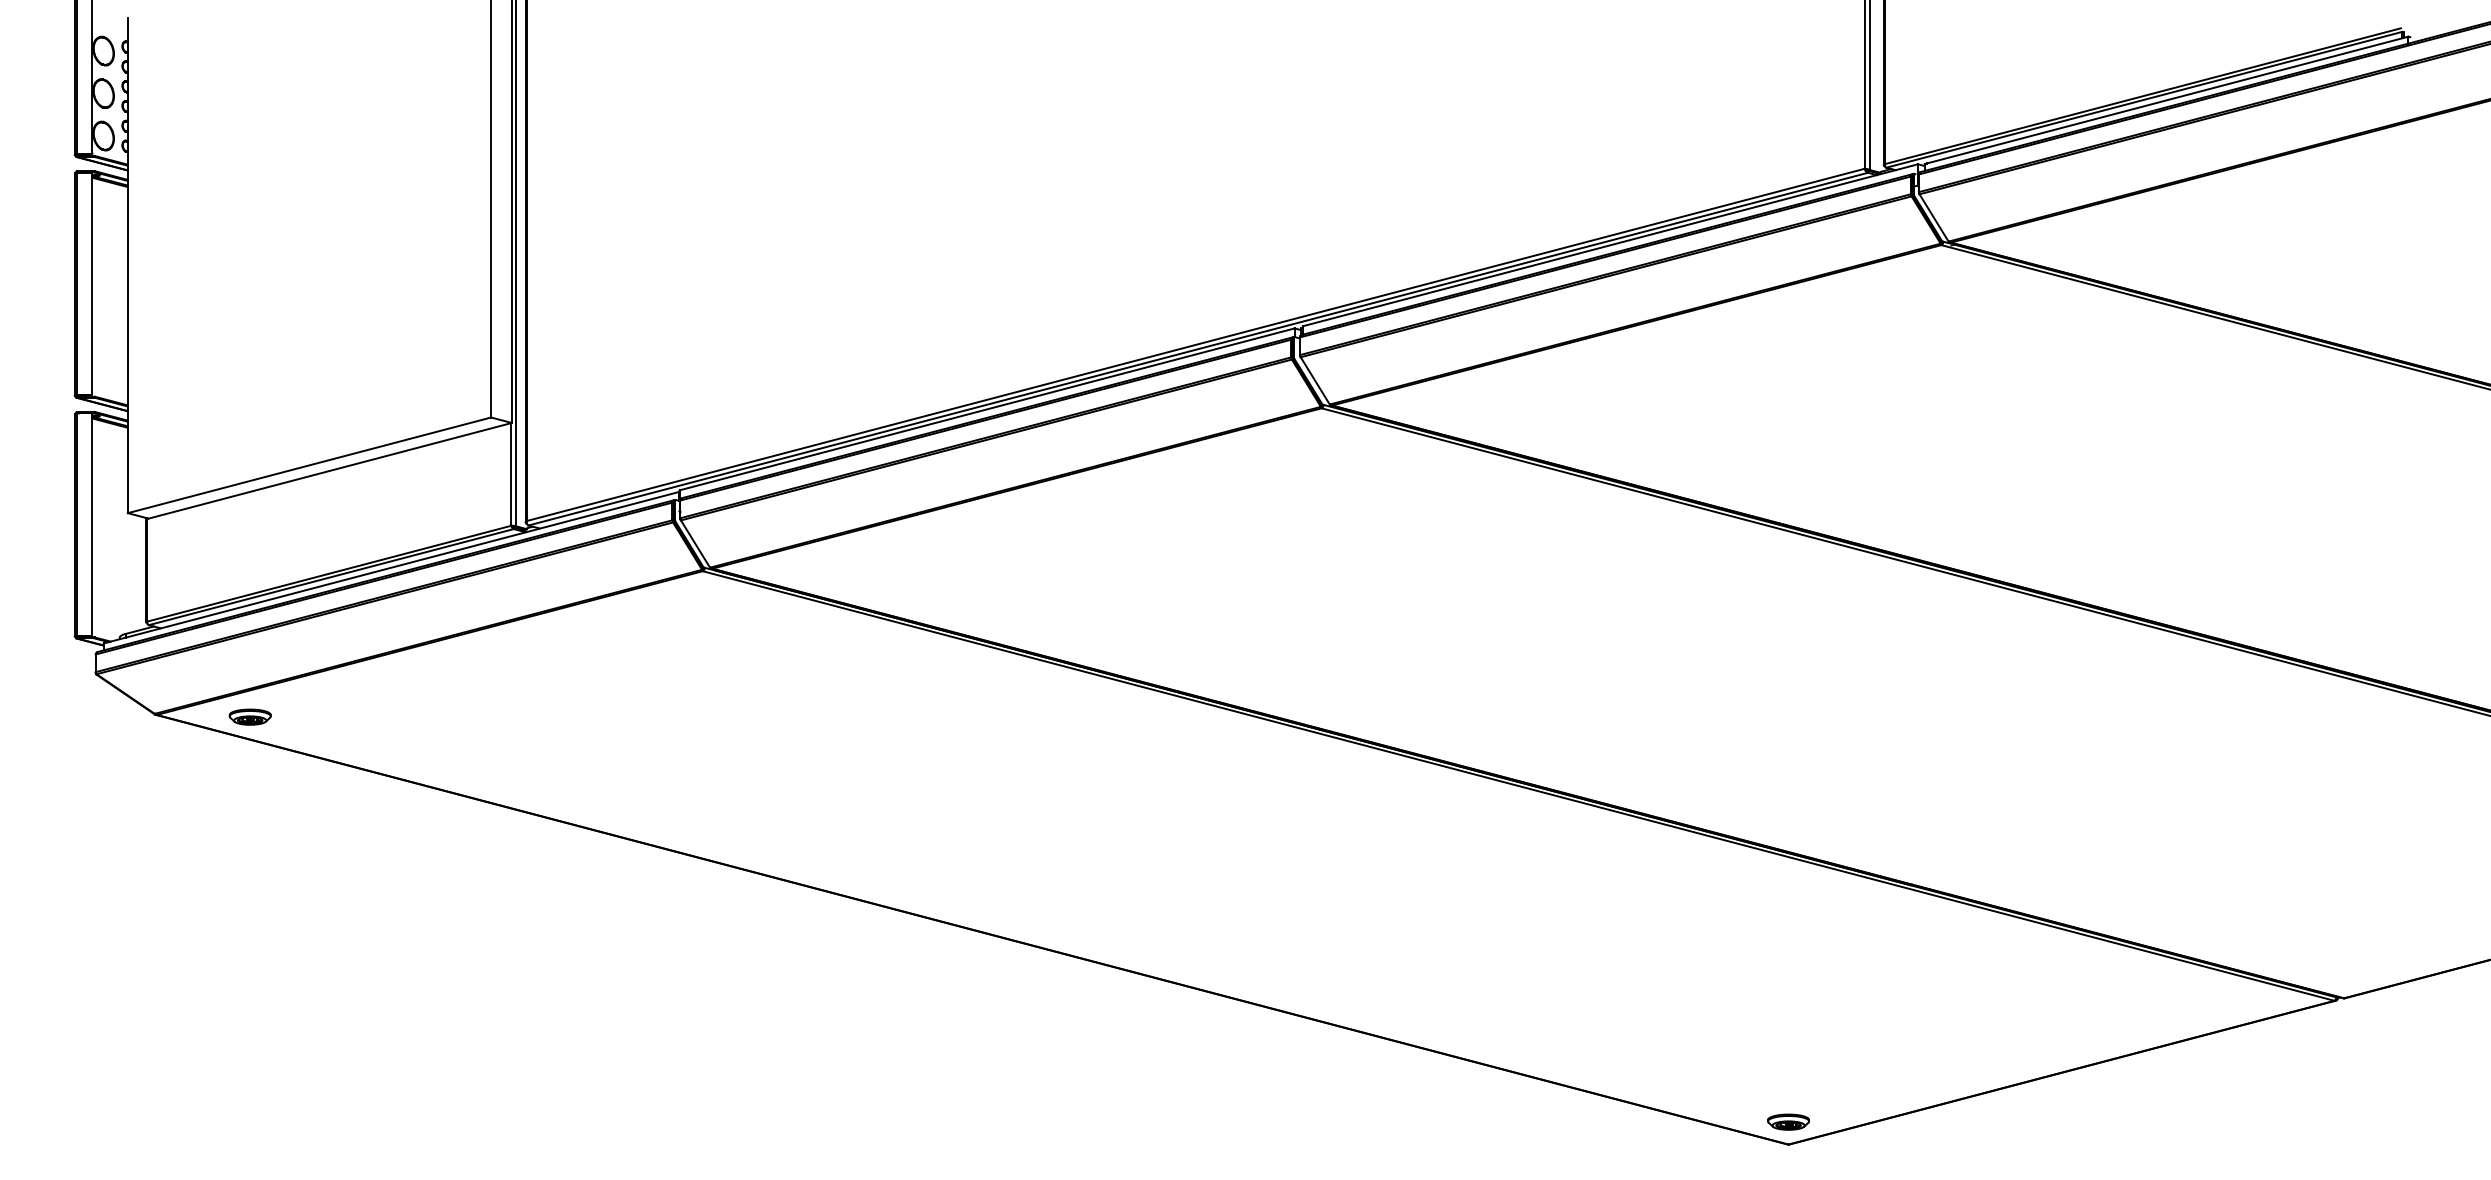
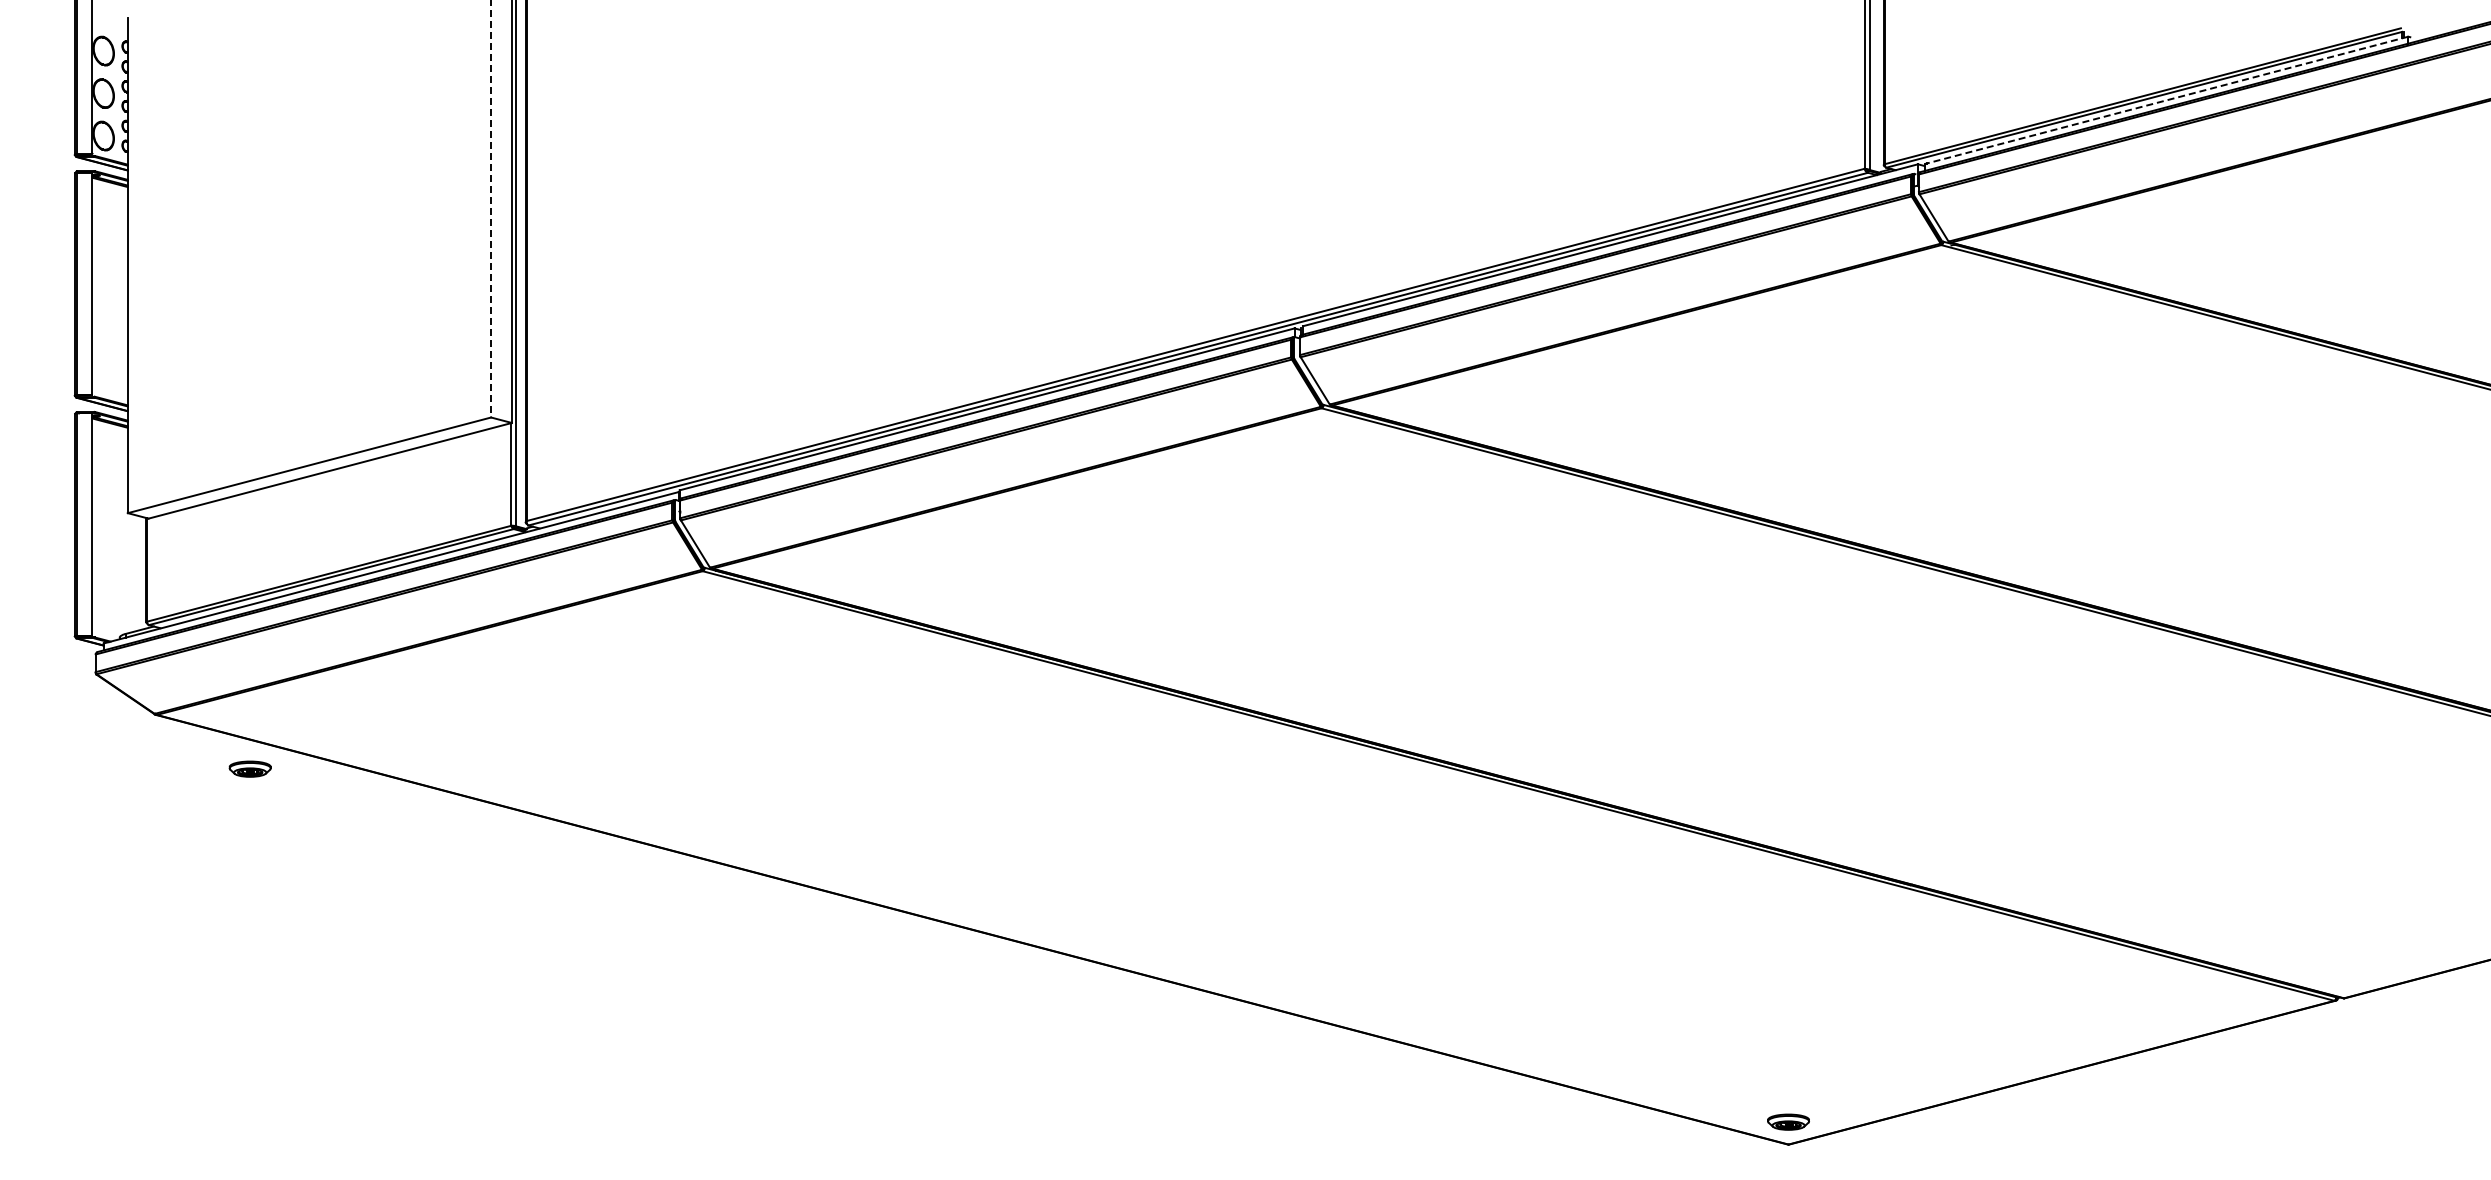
line: solid -> dashed (2166, 100)
line: solid -> dashed (491, 209)
part position: (249, 716) -> (249, 768) (249, 768)
